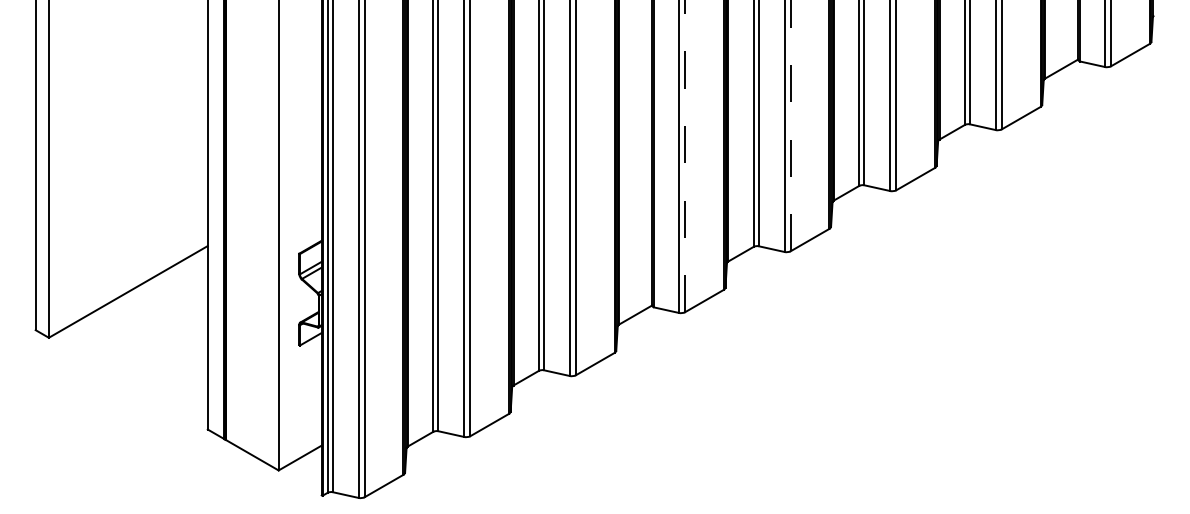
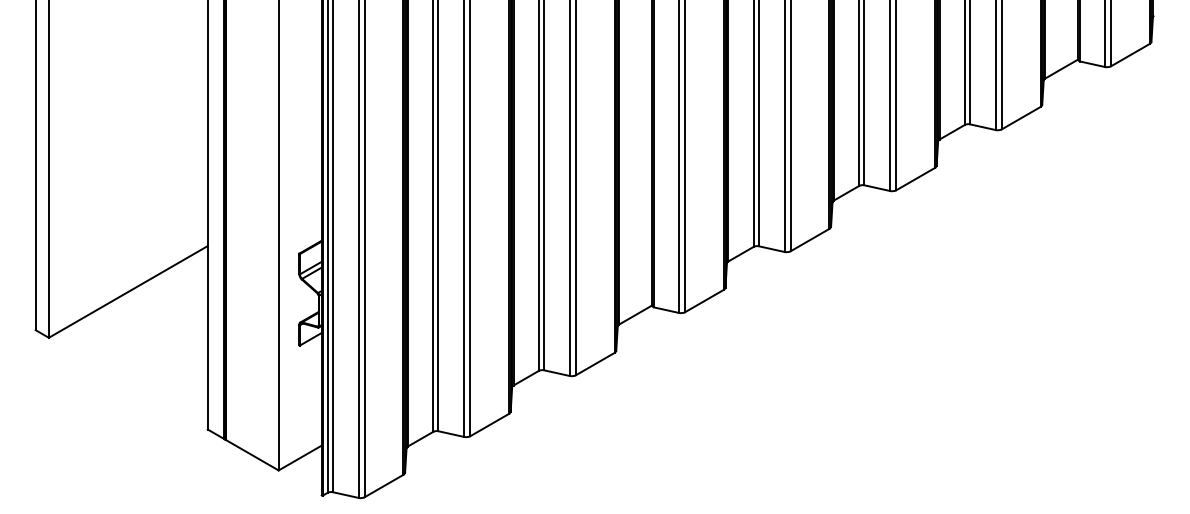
line: dashed -> solid (790, 126)
line: dashed -> solid (685, 156)
